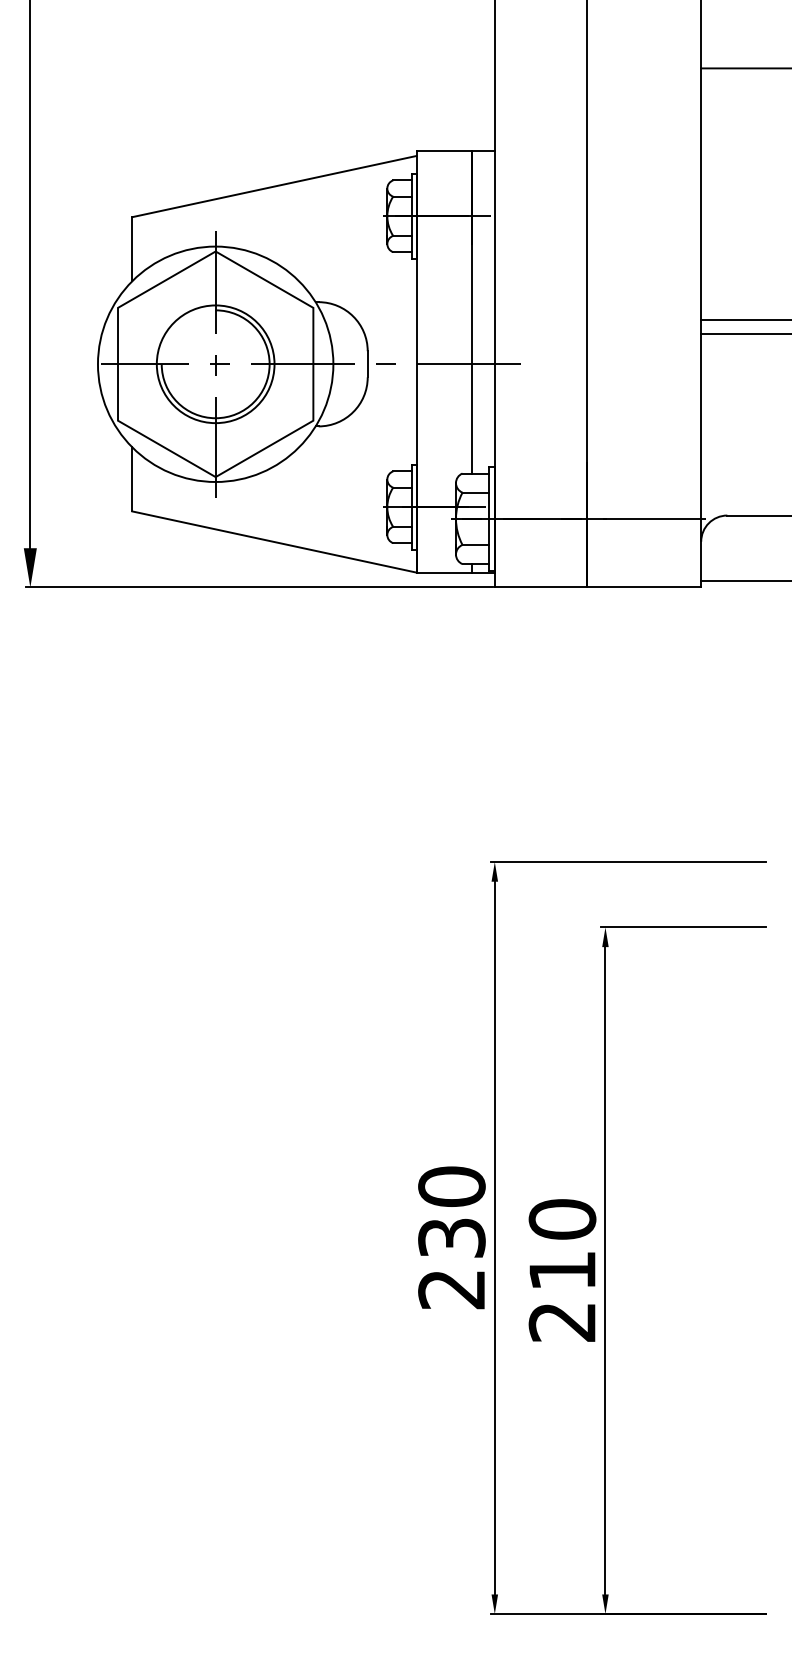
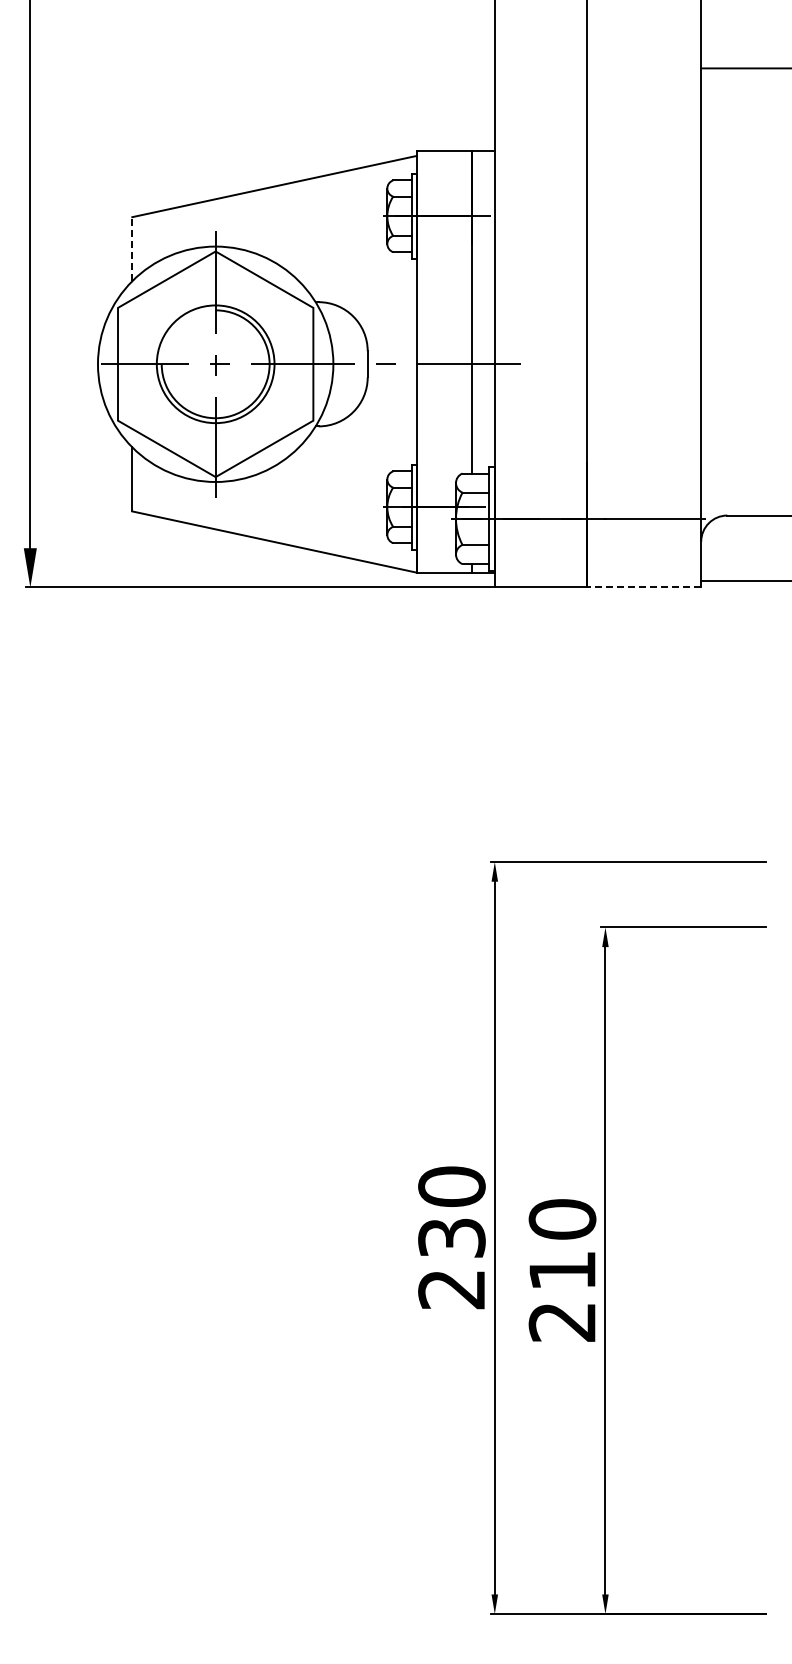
line: solid -> dashed (132, 248)
line: present -> none (744, 320)
line: present -> none (744, 333)
line: solid -> dashed (643, 587)
